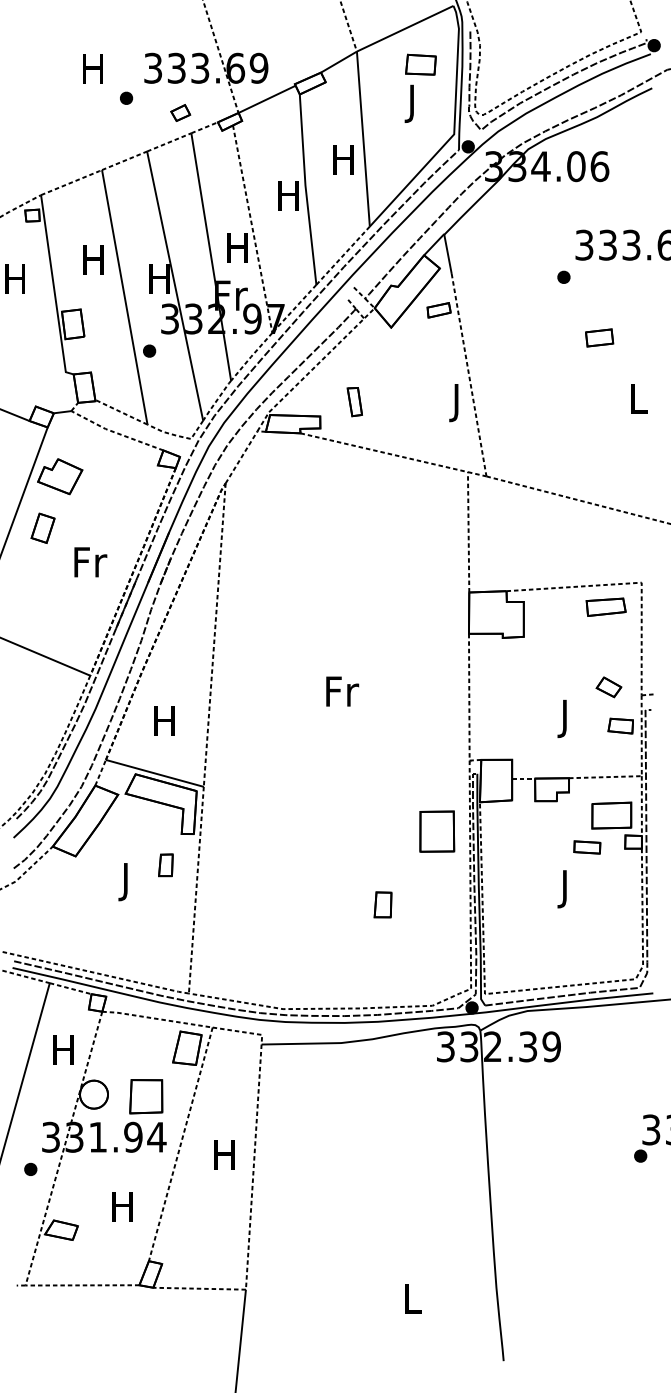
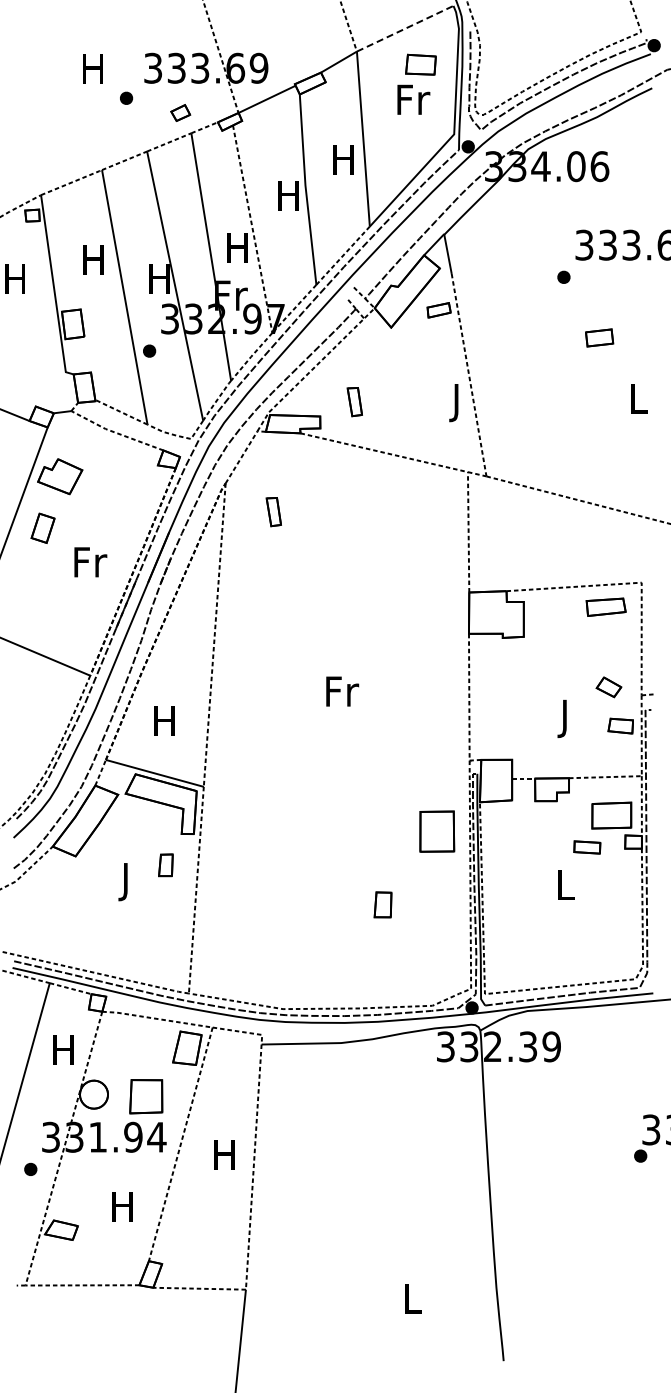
line: solid -> dashed (405, 28)
text: J -> Fr (413, 103)
part: none -> present (273, 512)
text: J -> L (565, 889)
